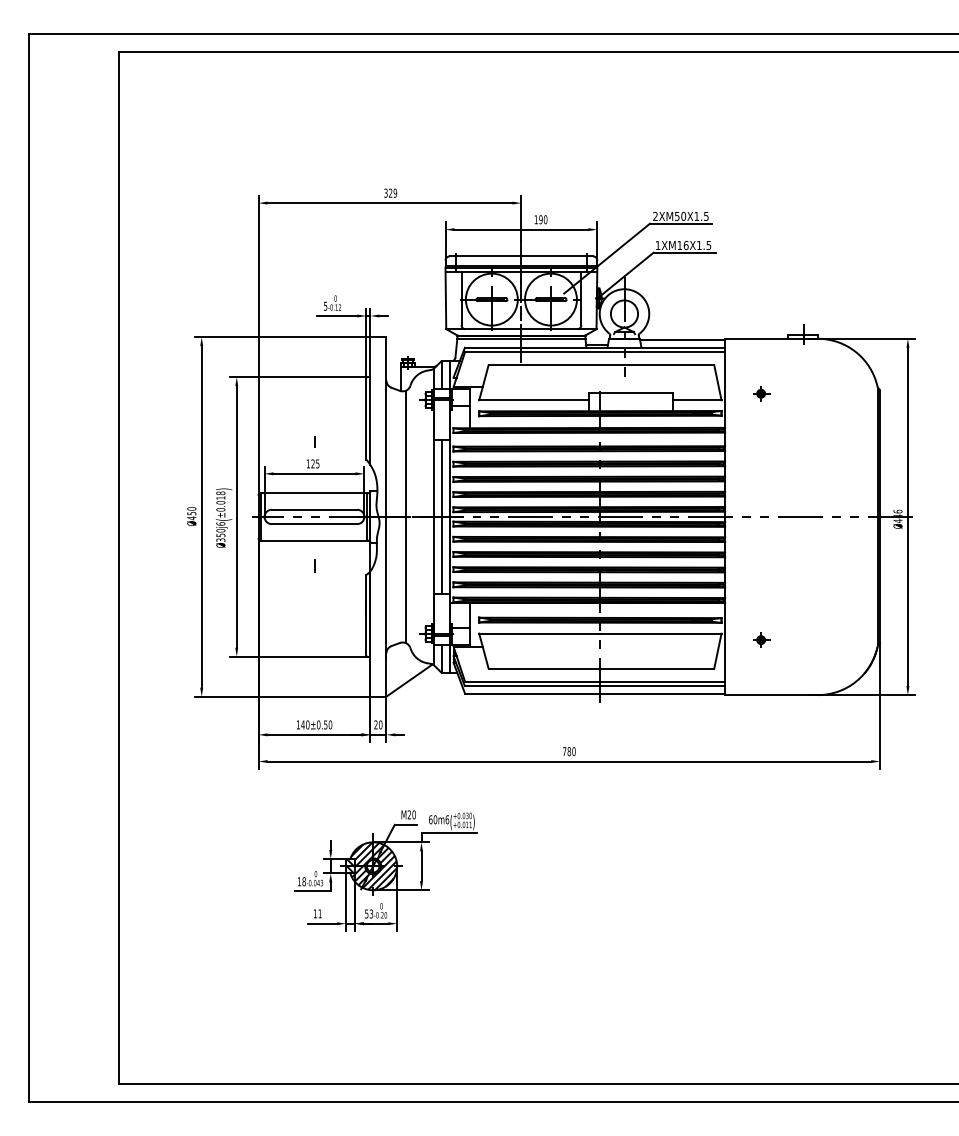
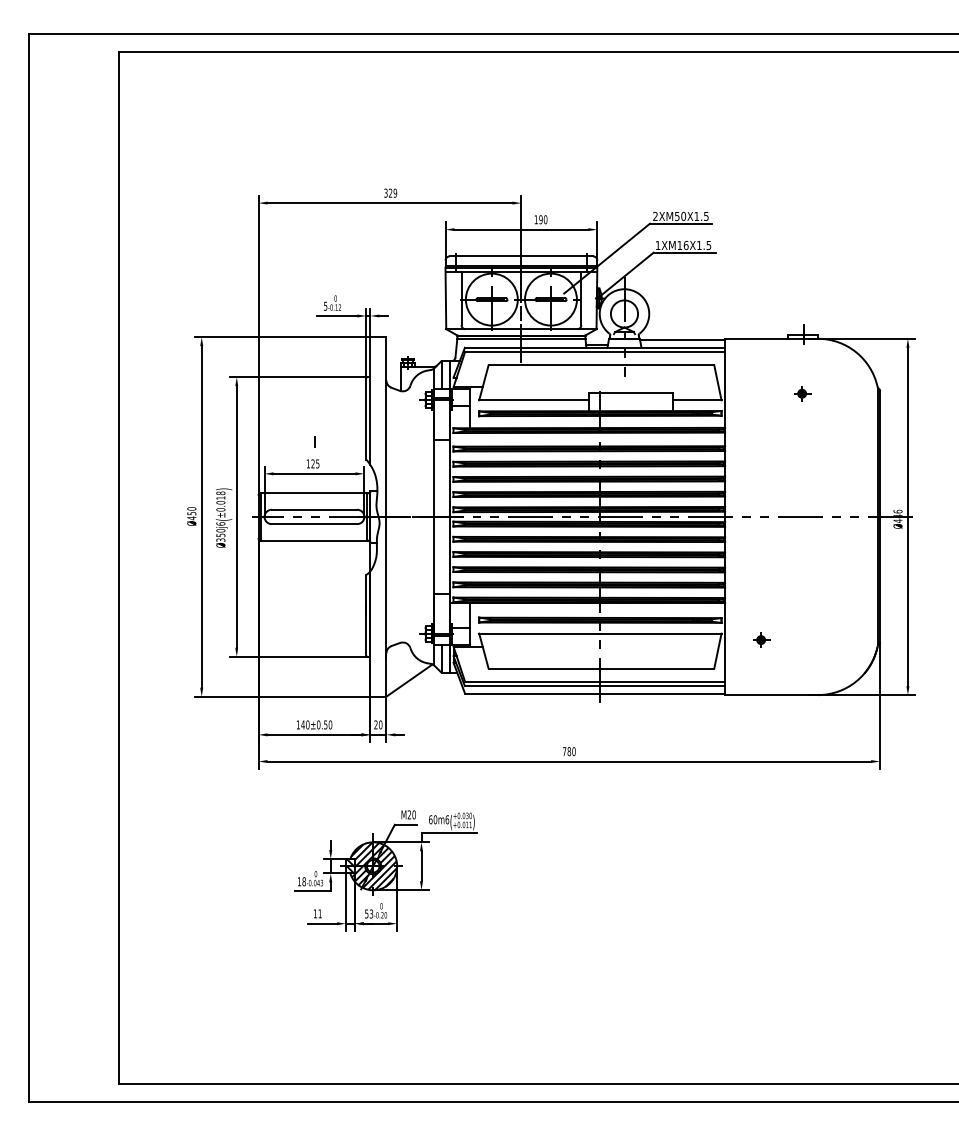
part position: (761, 393) -> (802, 393) (802, 393)
line: present -> none (405, 516)
line: present -> none (441, 516)
line: present -> none (314, 565)
